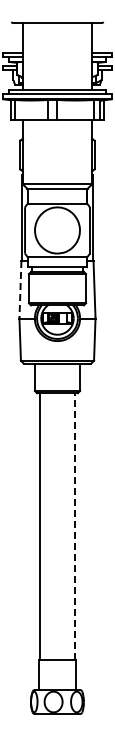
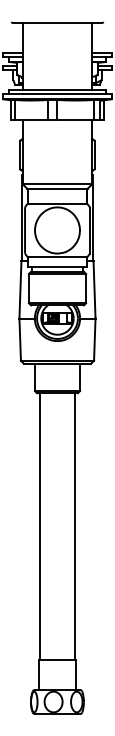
line: dashed -> solid (20, 289)
line: dashed -> solid (74, 526)
